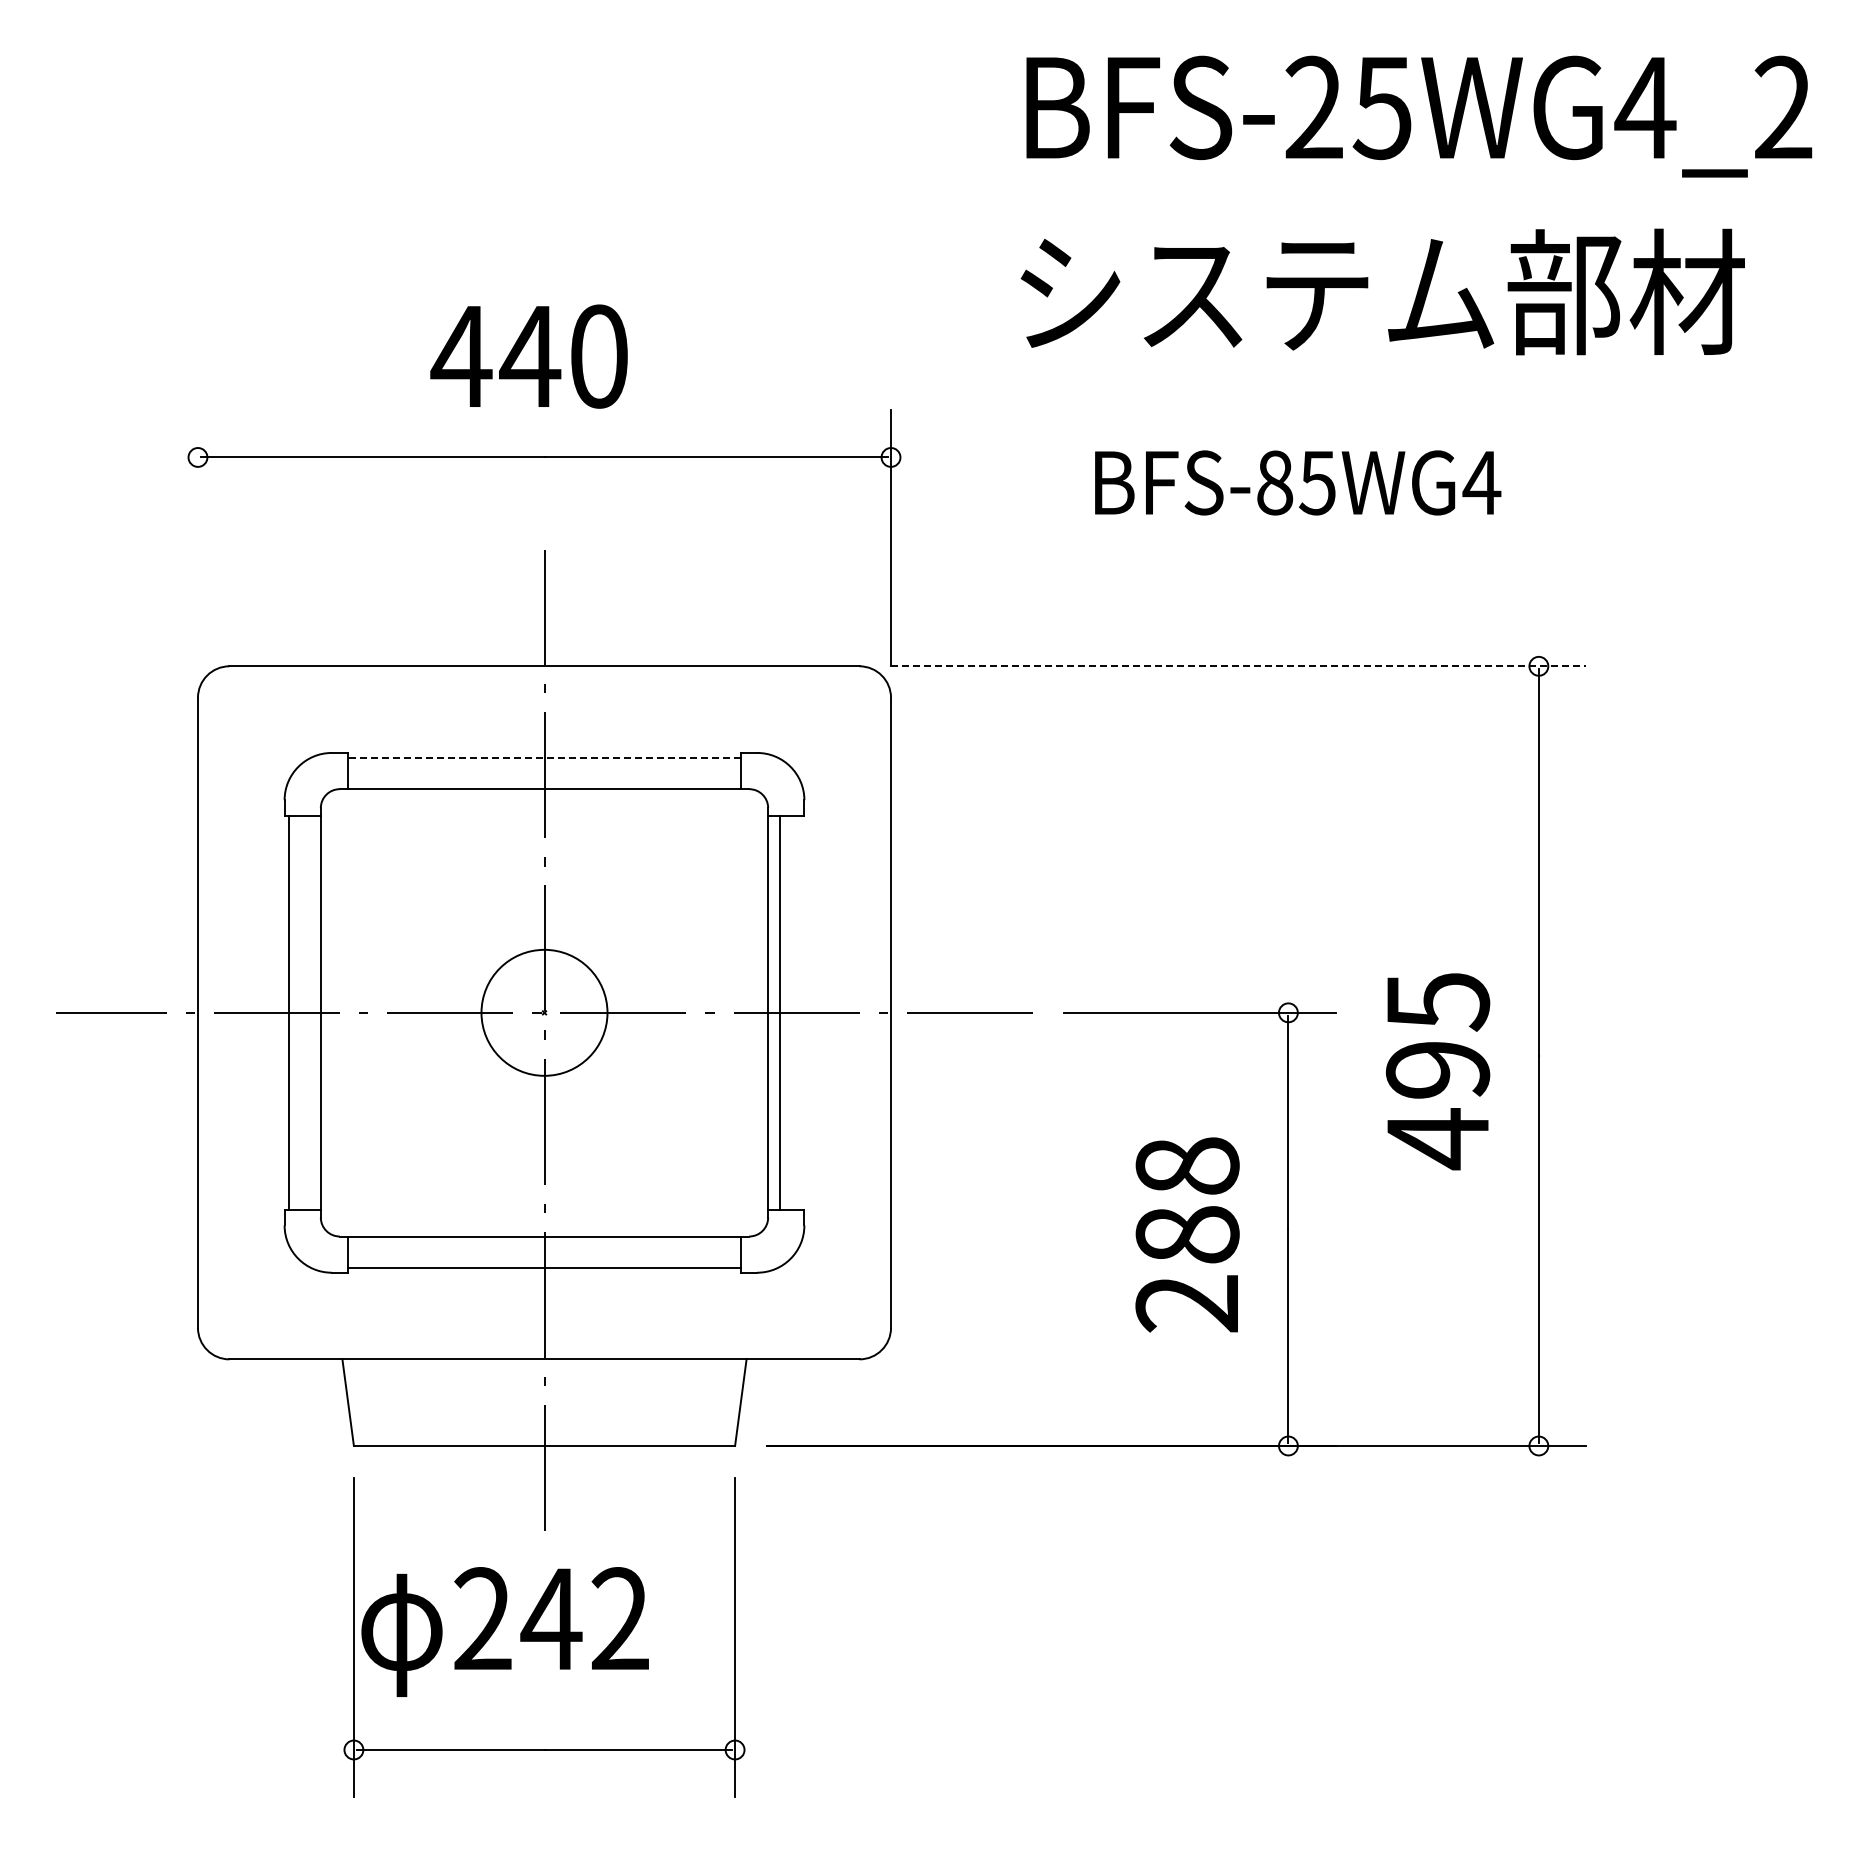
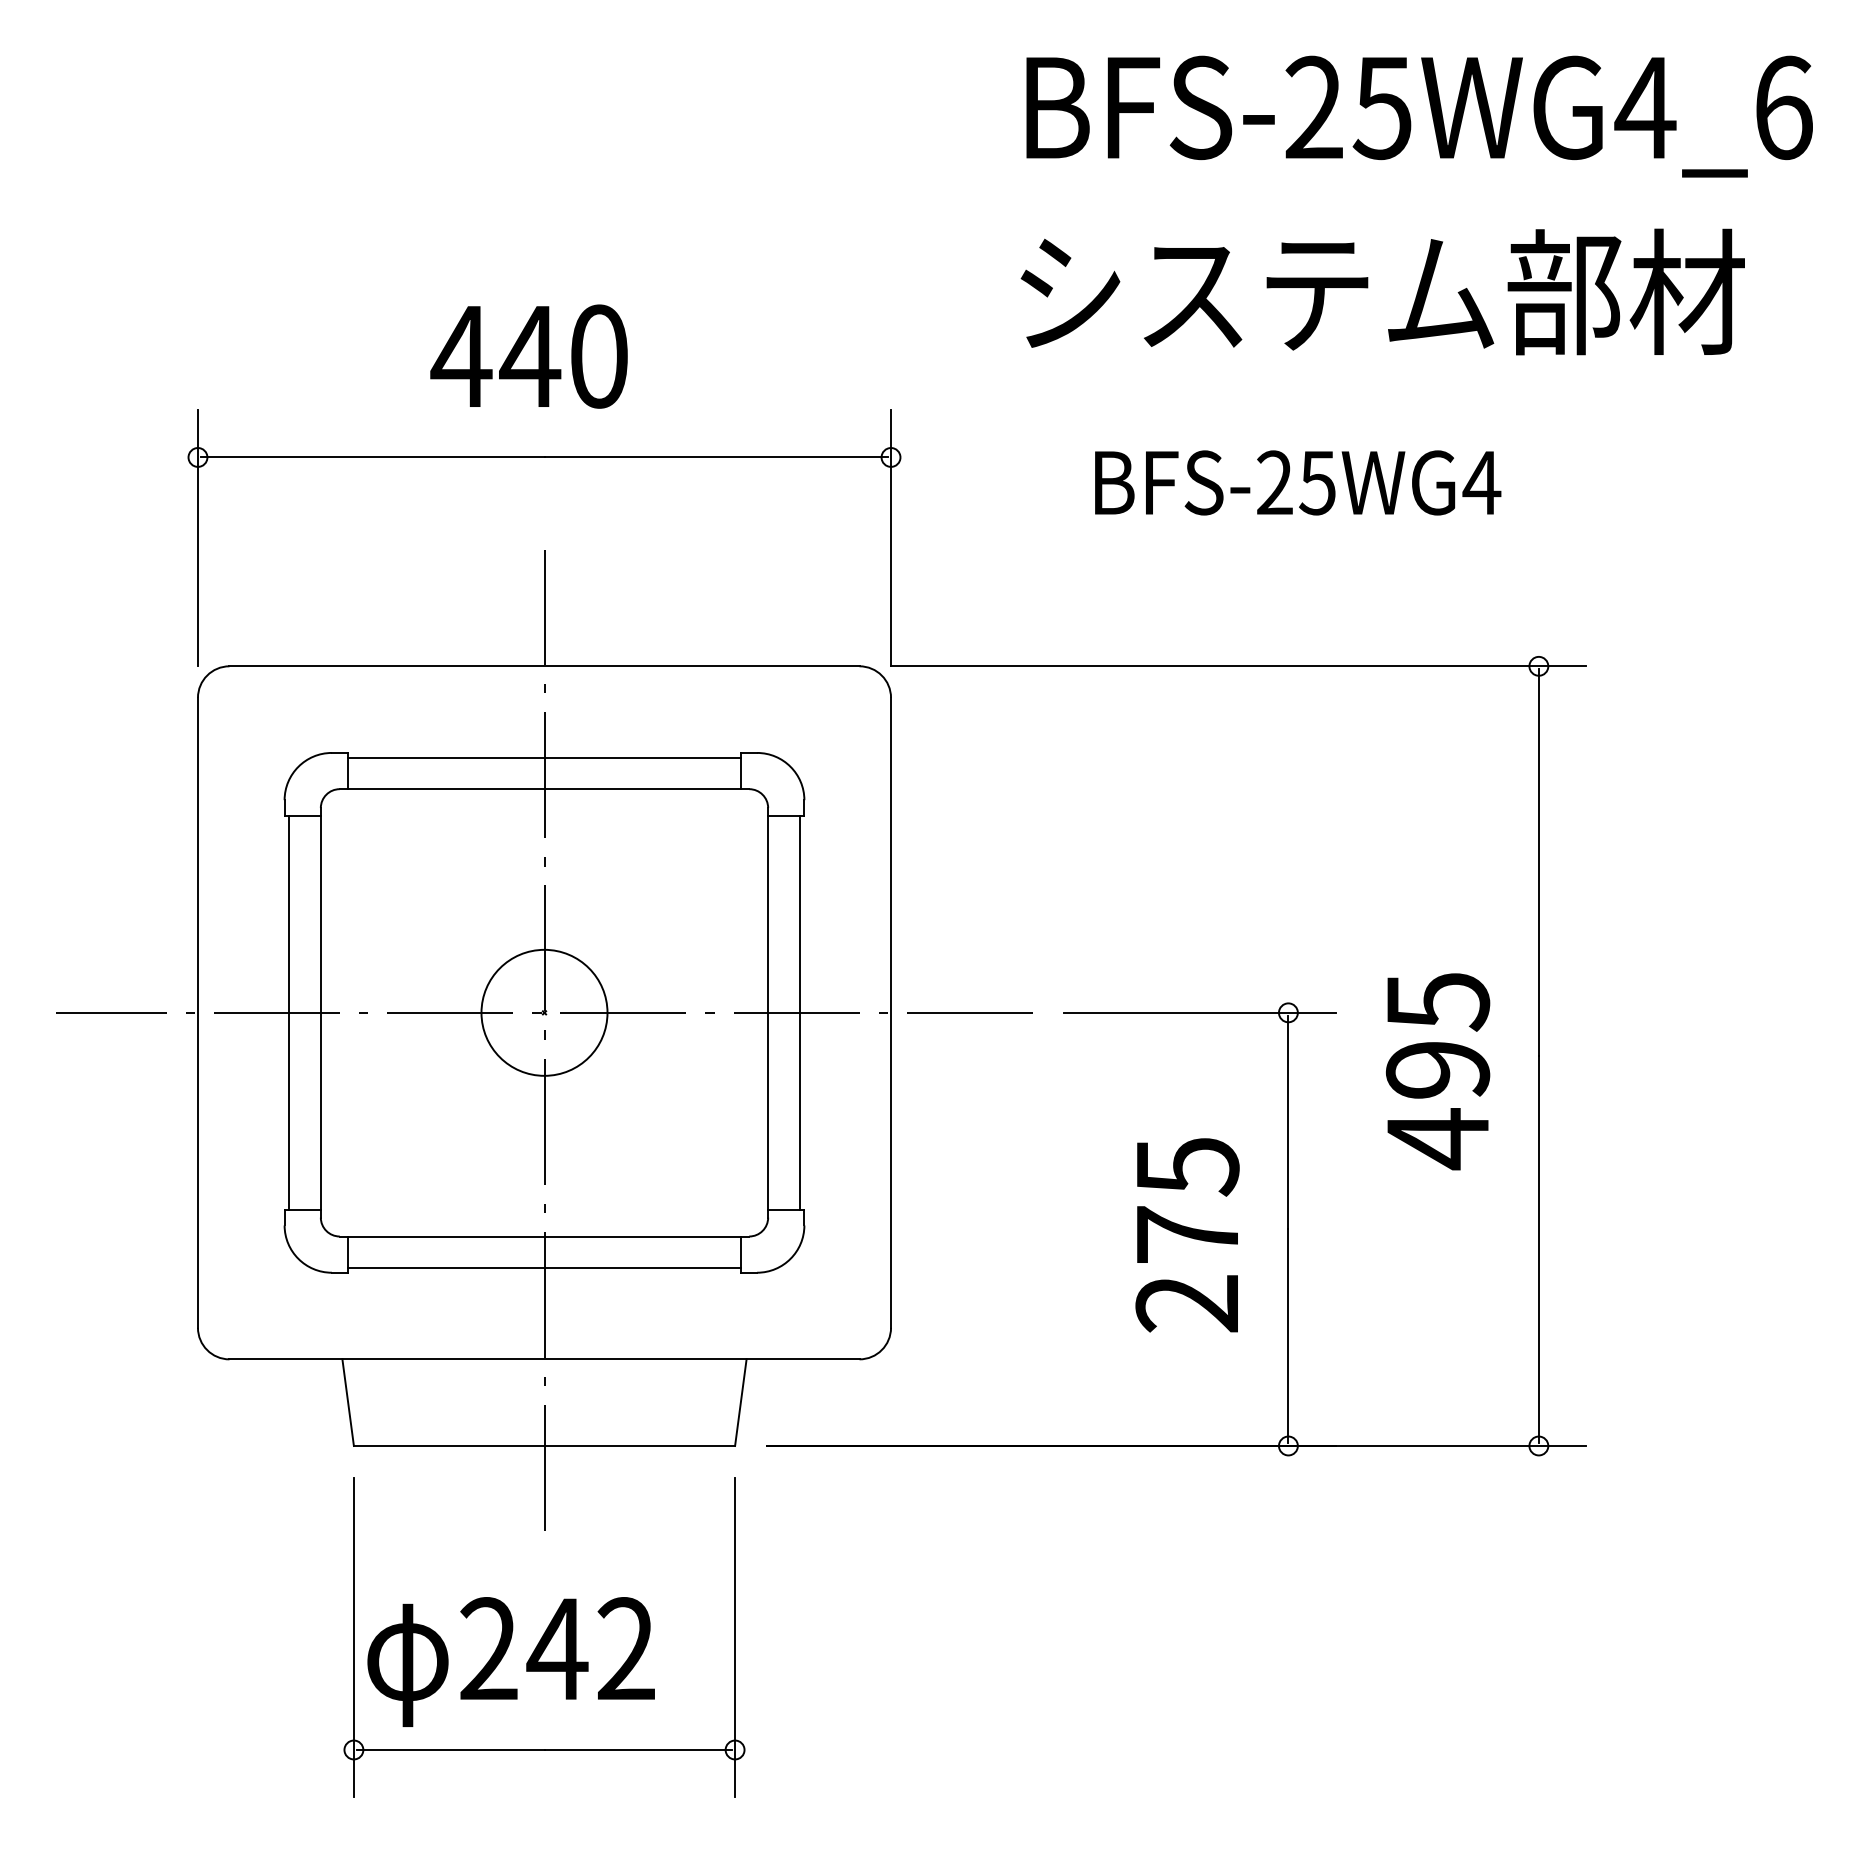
text: BFS-25WG4_2 -> BFS-25WG4_6 (1783, 107)
text: BFS-85WG4 -> BFS-25WG4 (1275, 482)
line: none -> present (197, 538)
line: dashed -> solid (1238, 666)
line: dashed -> solid (544, 757)
line position: (779, 1012) -> (799, 1012) (799, 1012)
text: 288 -> 275 (1187, 1200)
text position: (504, 1631) -> (510, 1661) (510, 1661)
